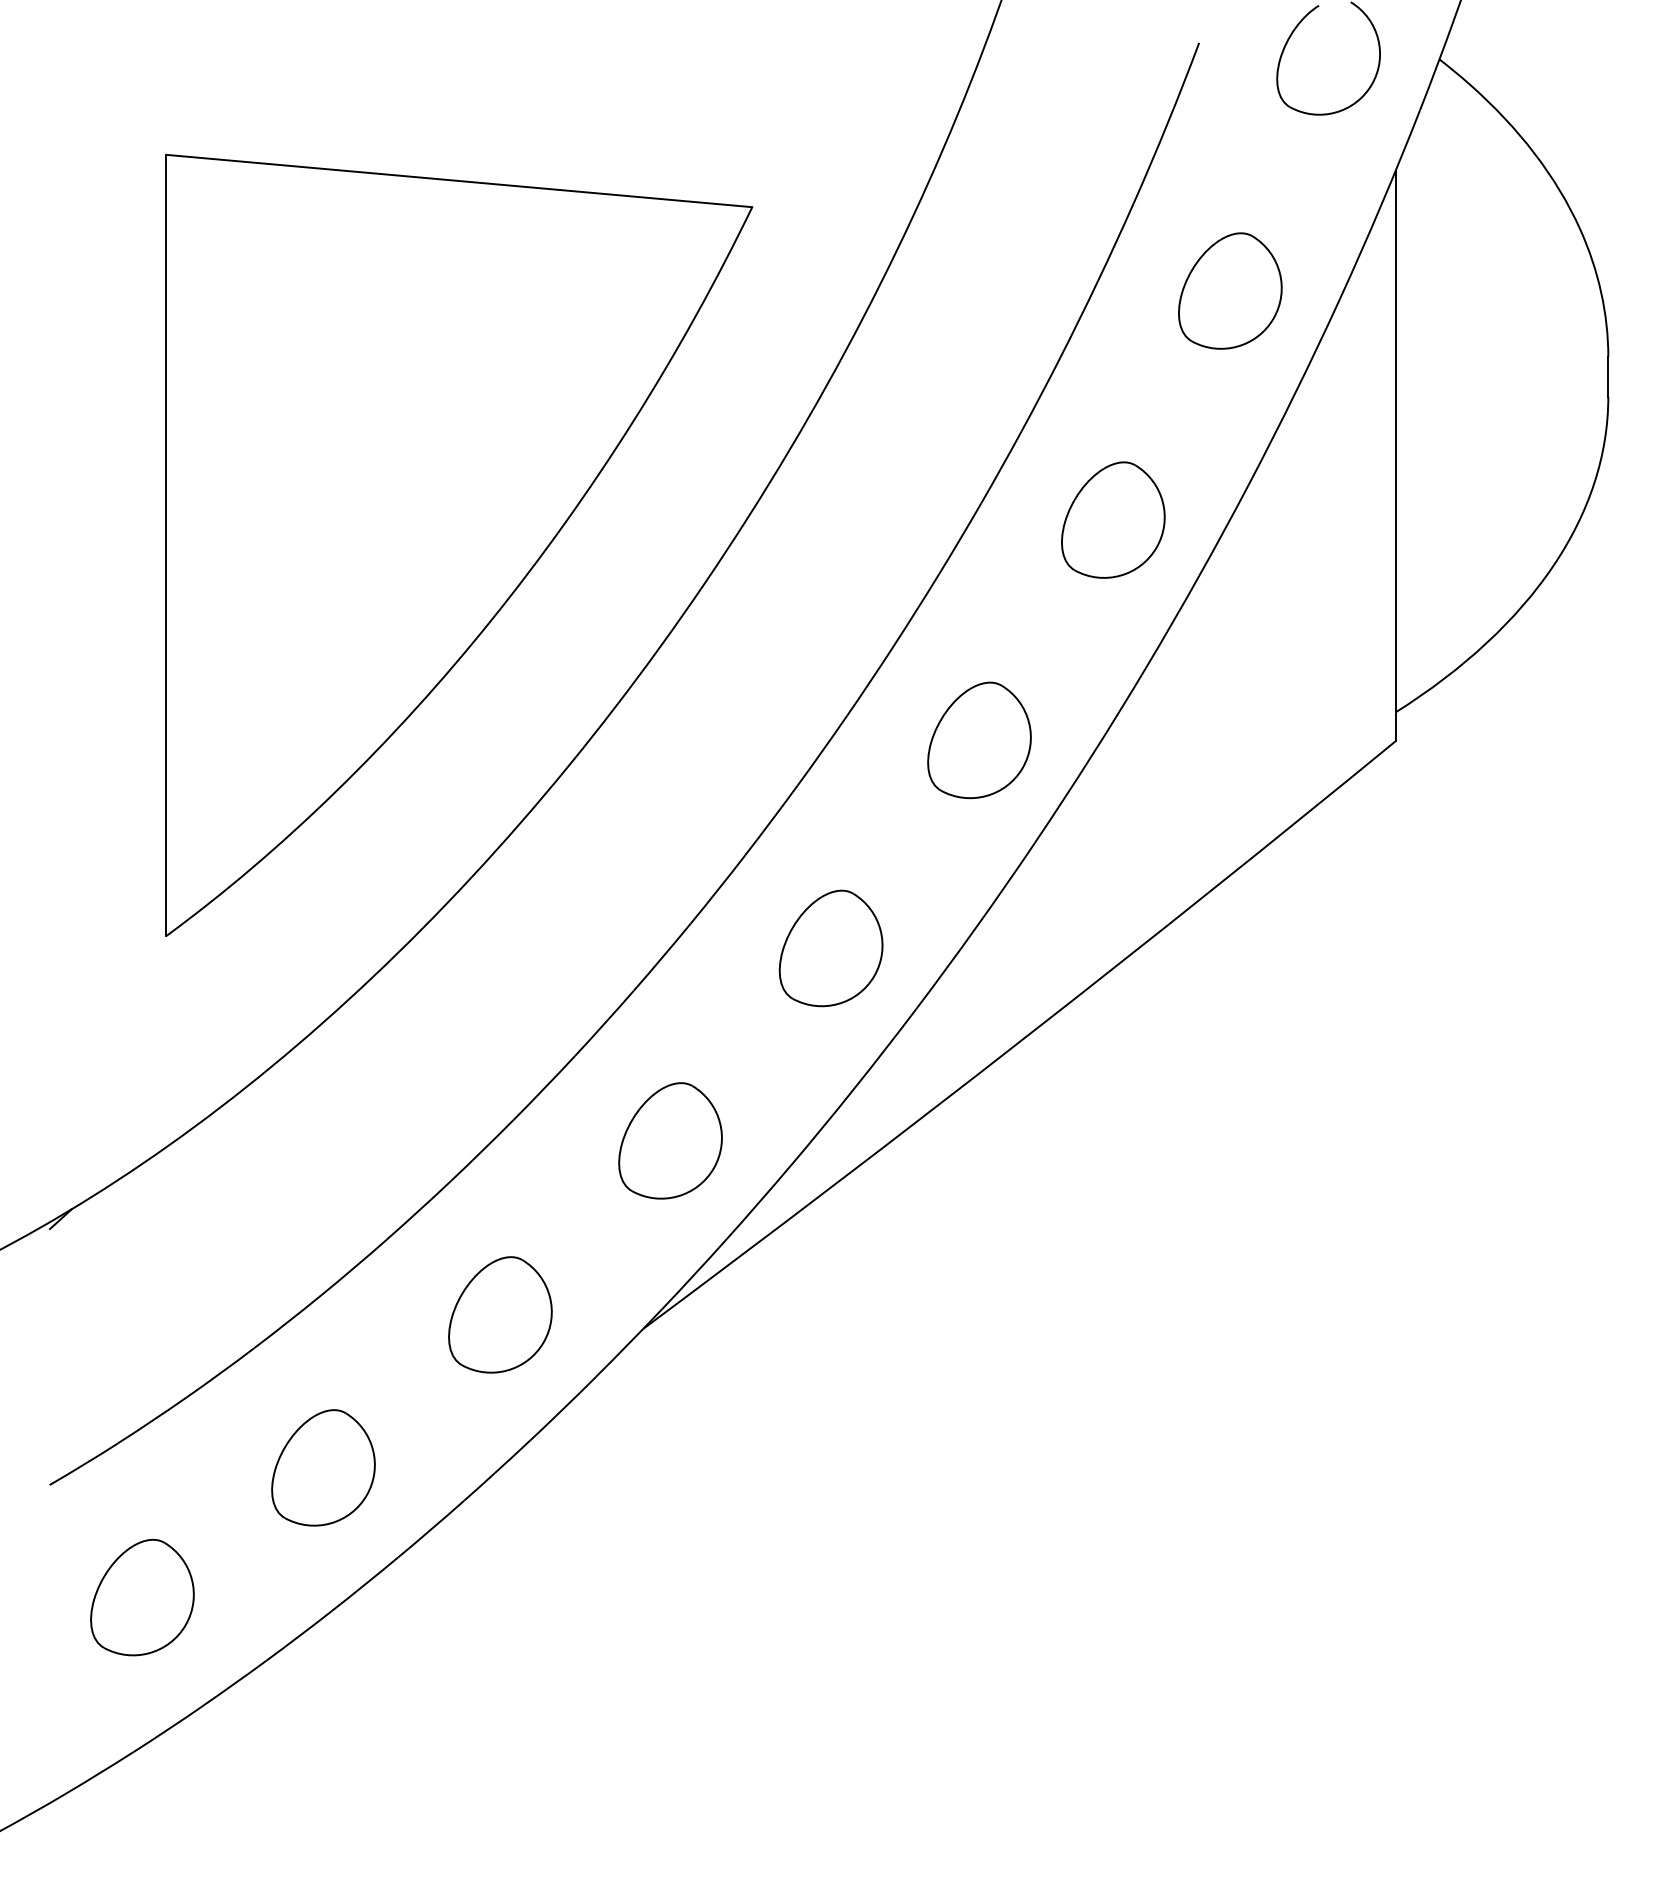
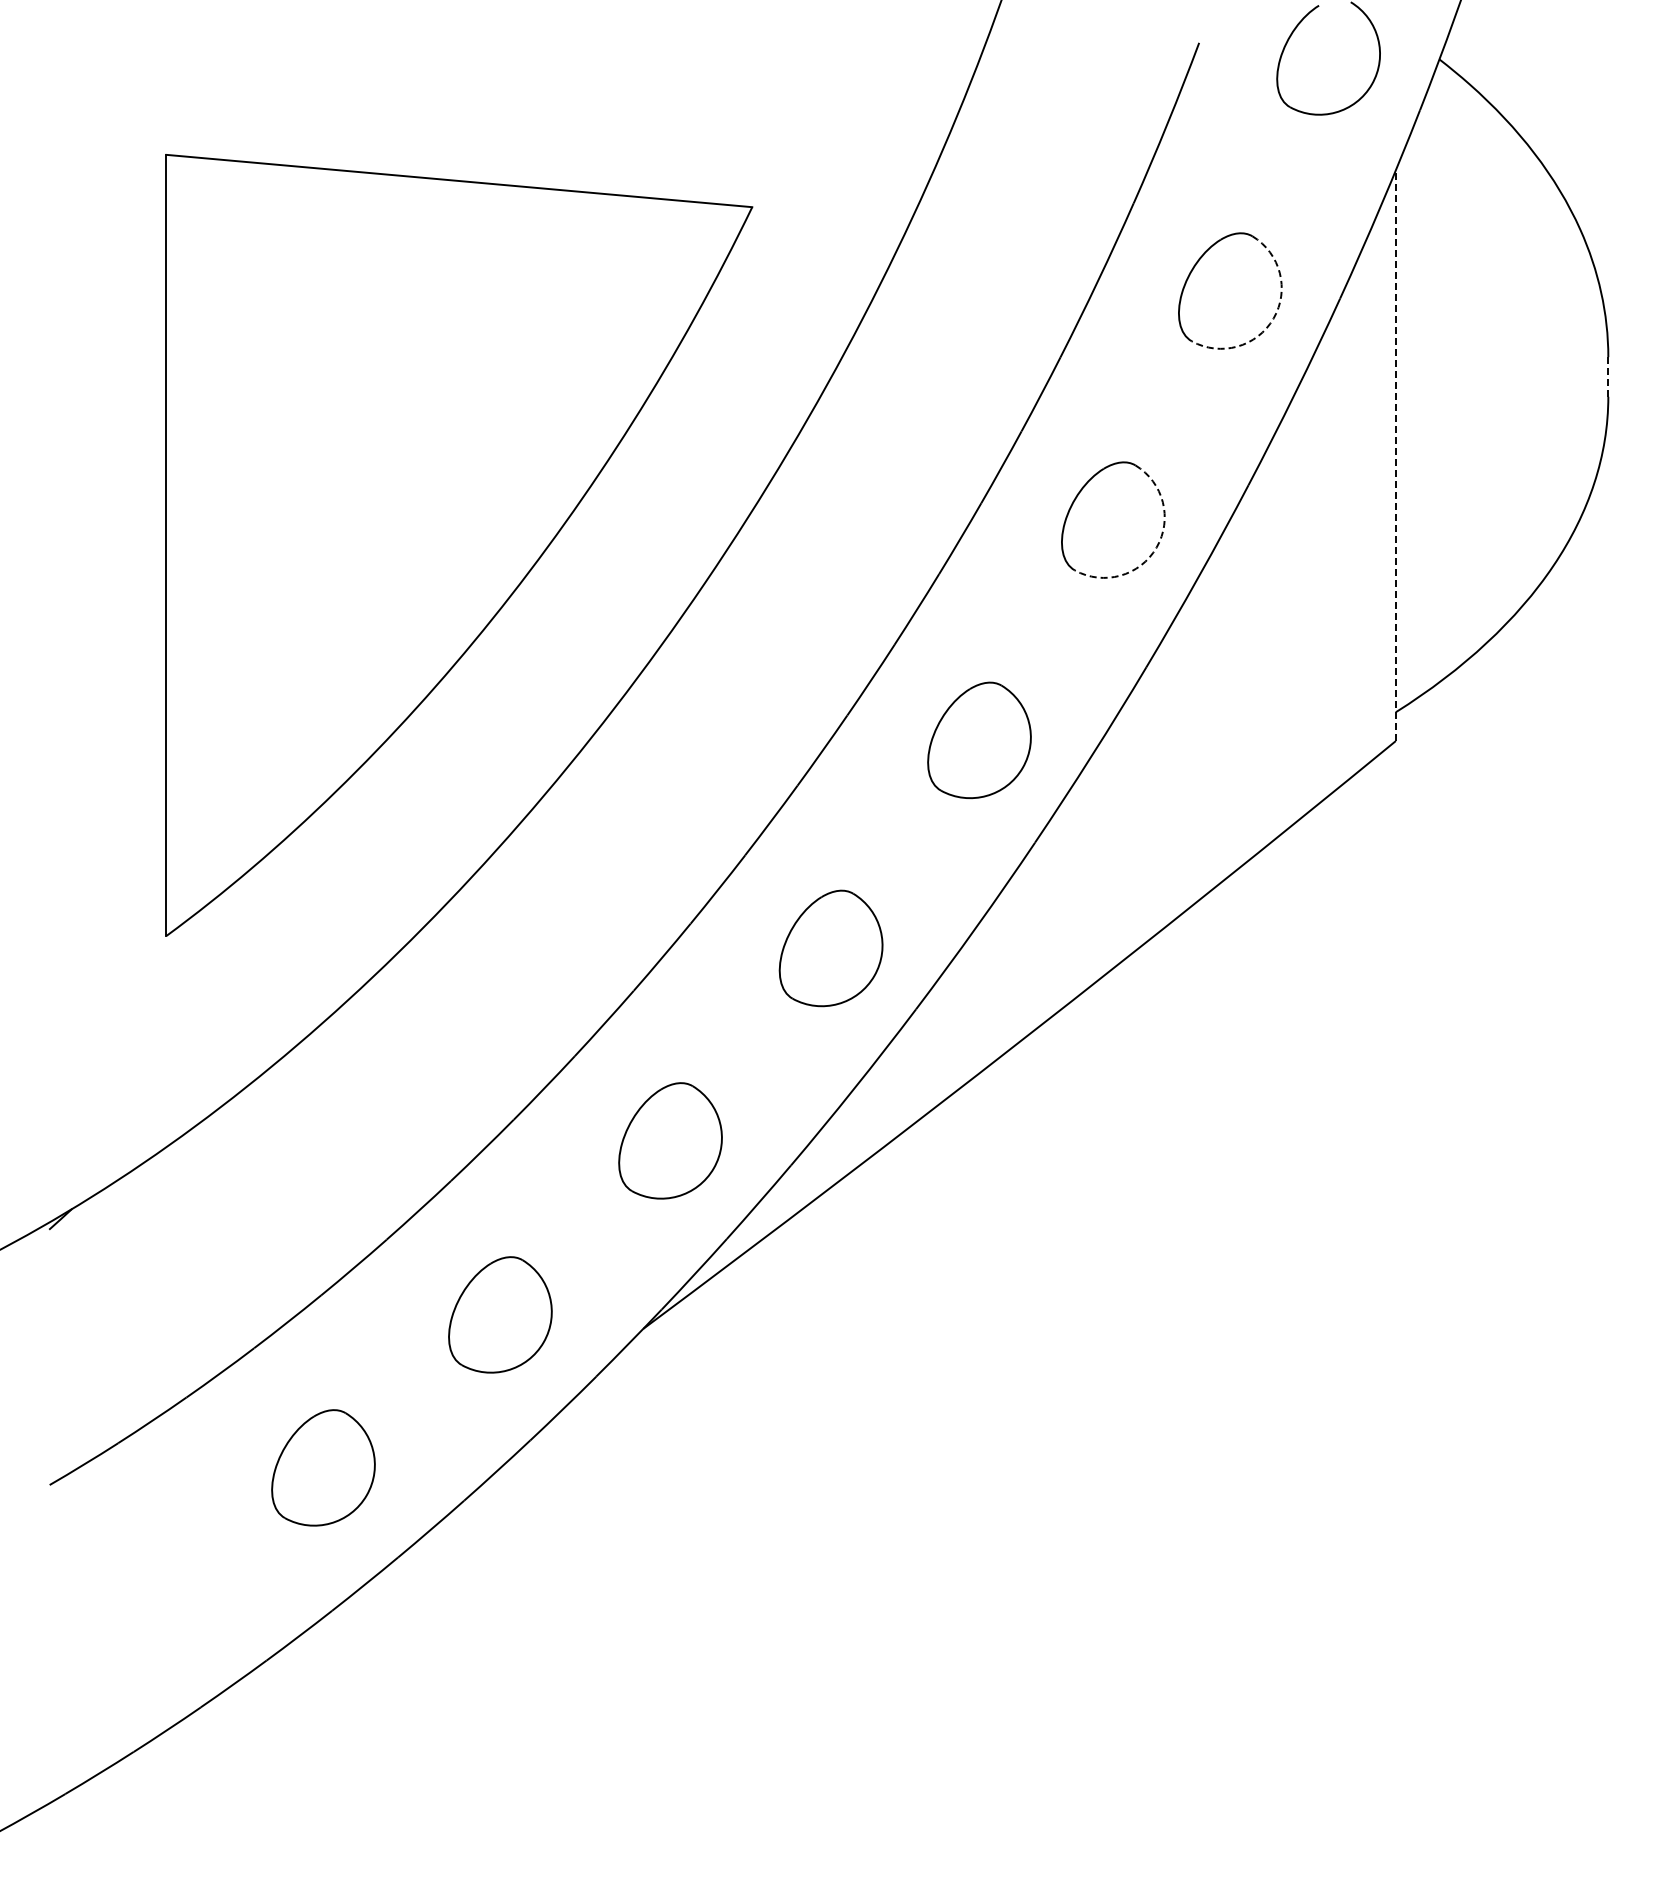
arc: solid -> dashed (1273, 318)
line: solid -> dashed (1608, 376)
line: solid -> dashed (1395, 455)
arc: solid -> dashed (1156, 547)
part: present -> none (142, 1597)
